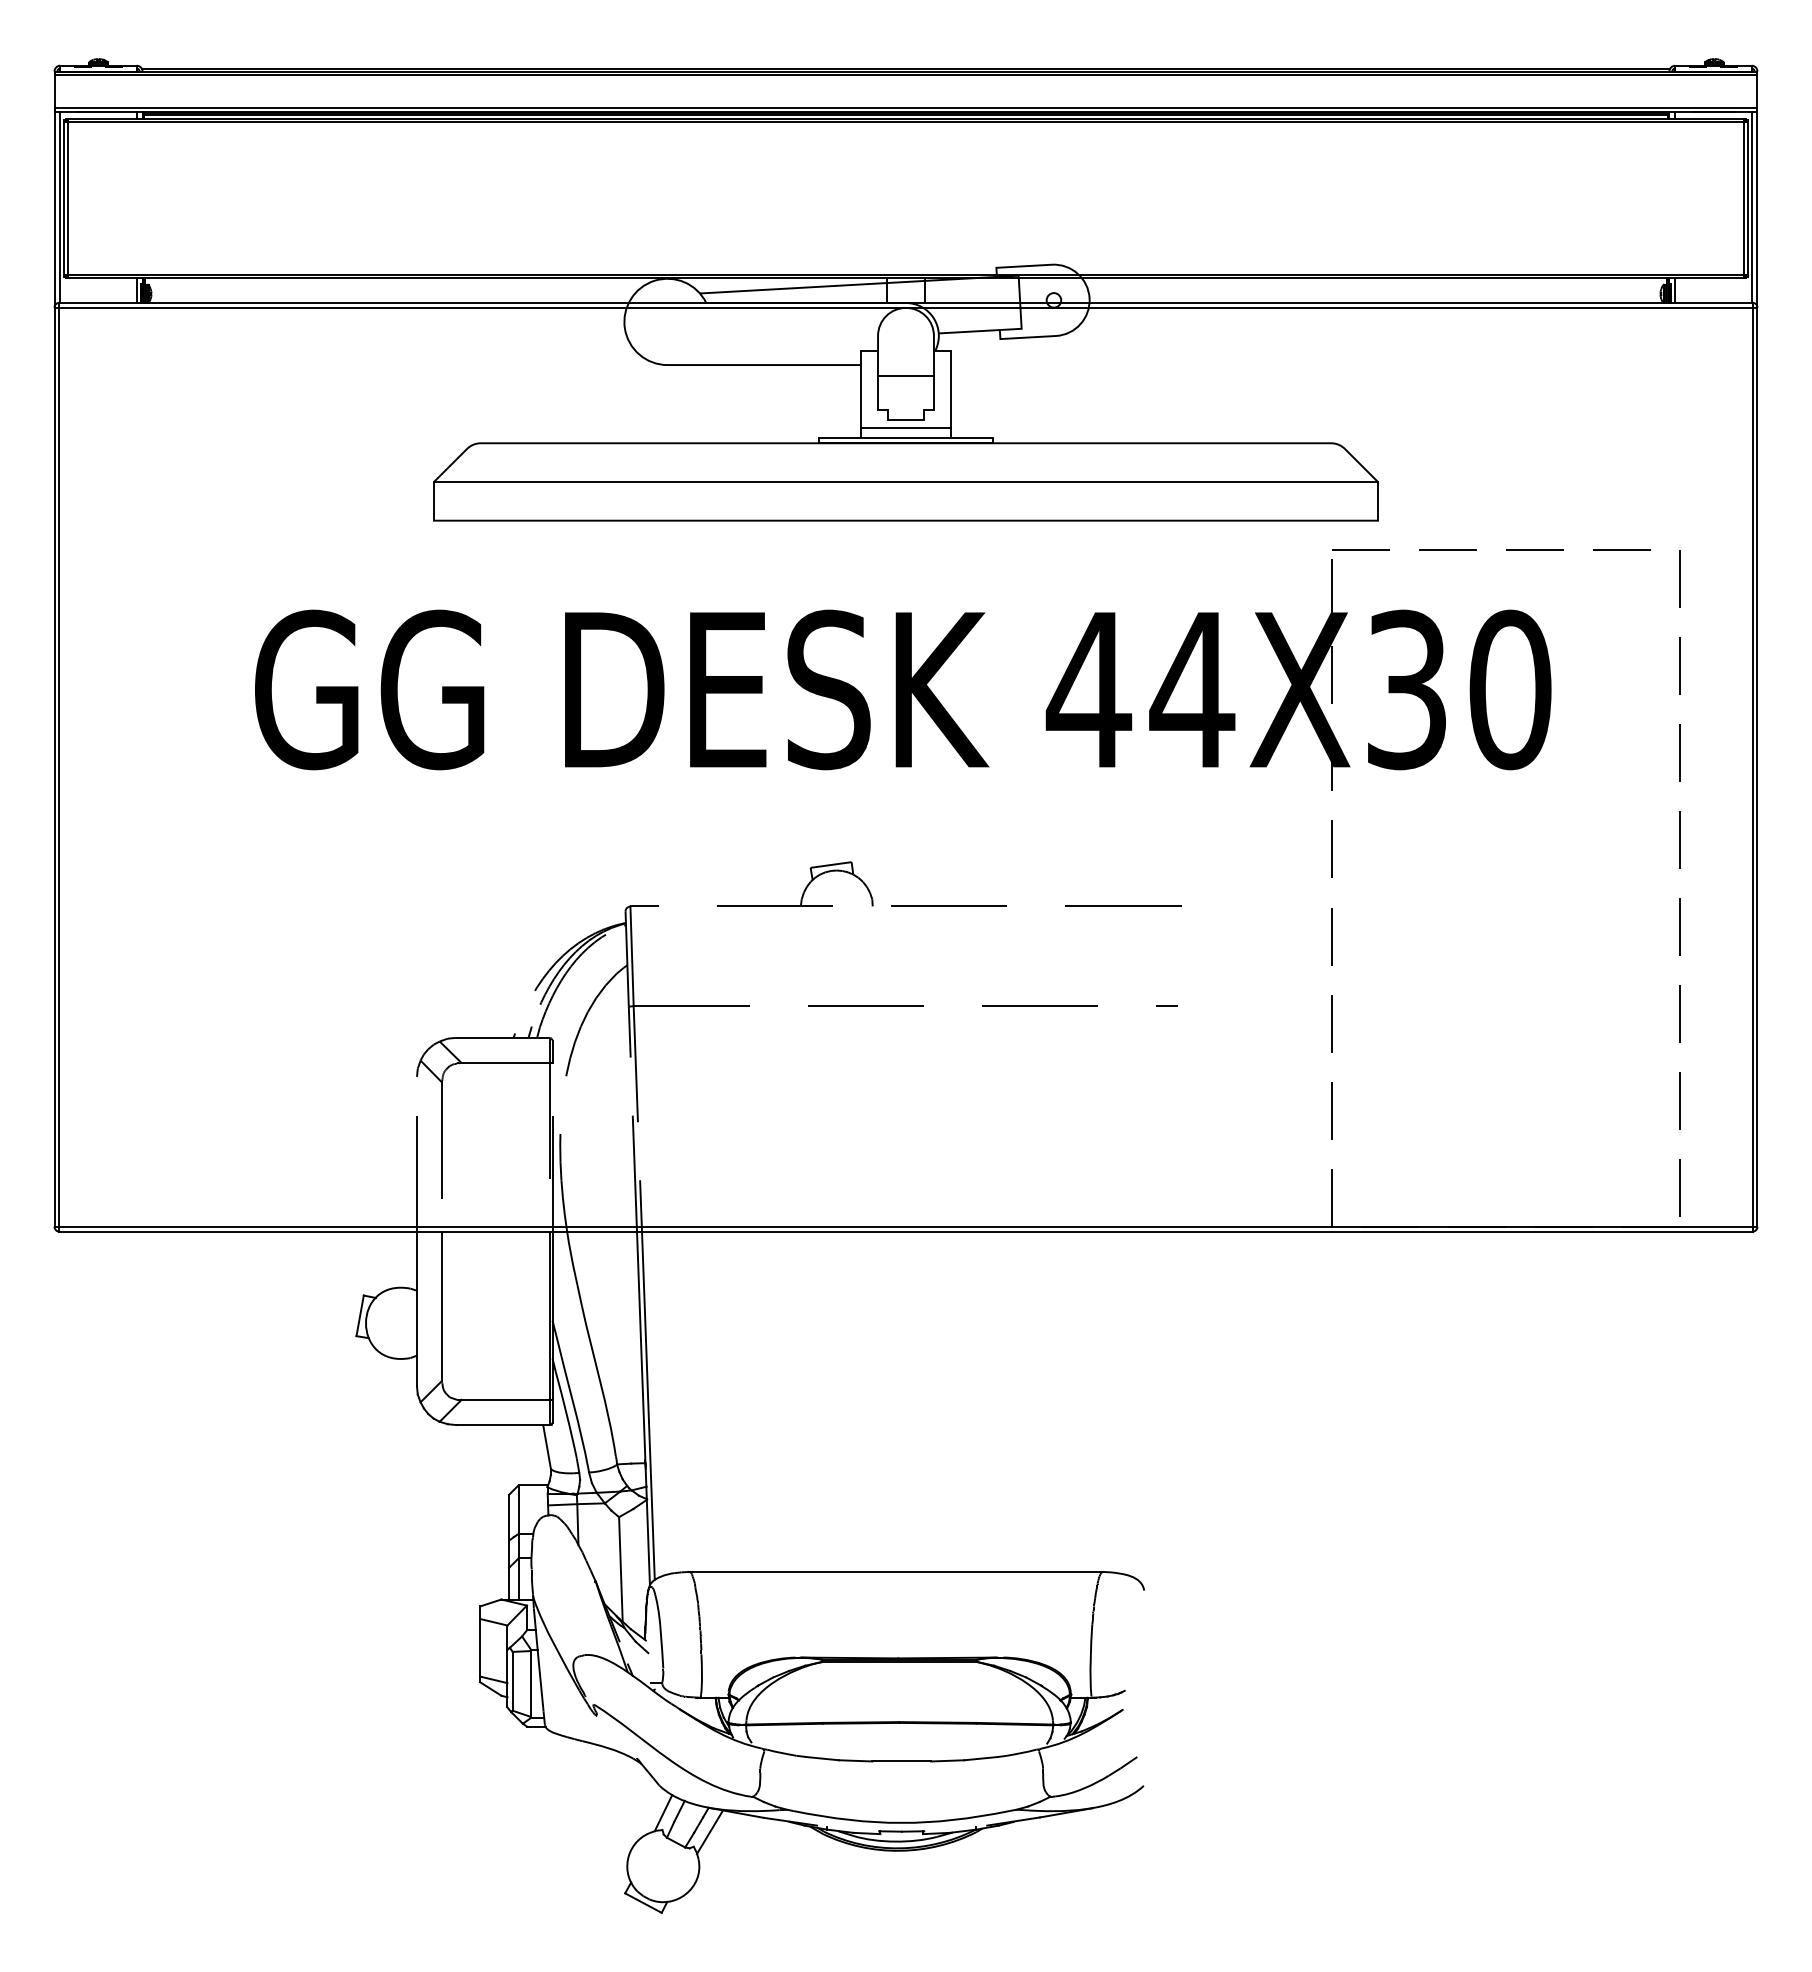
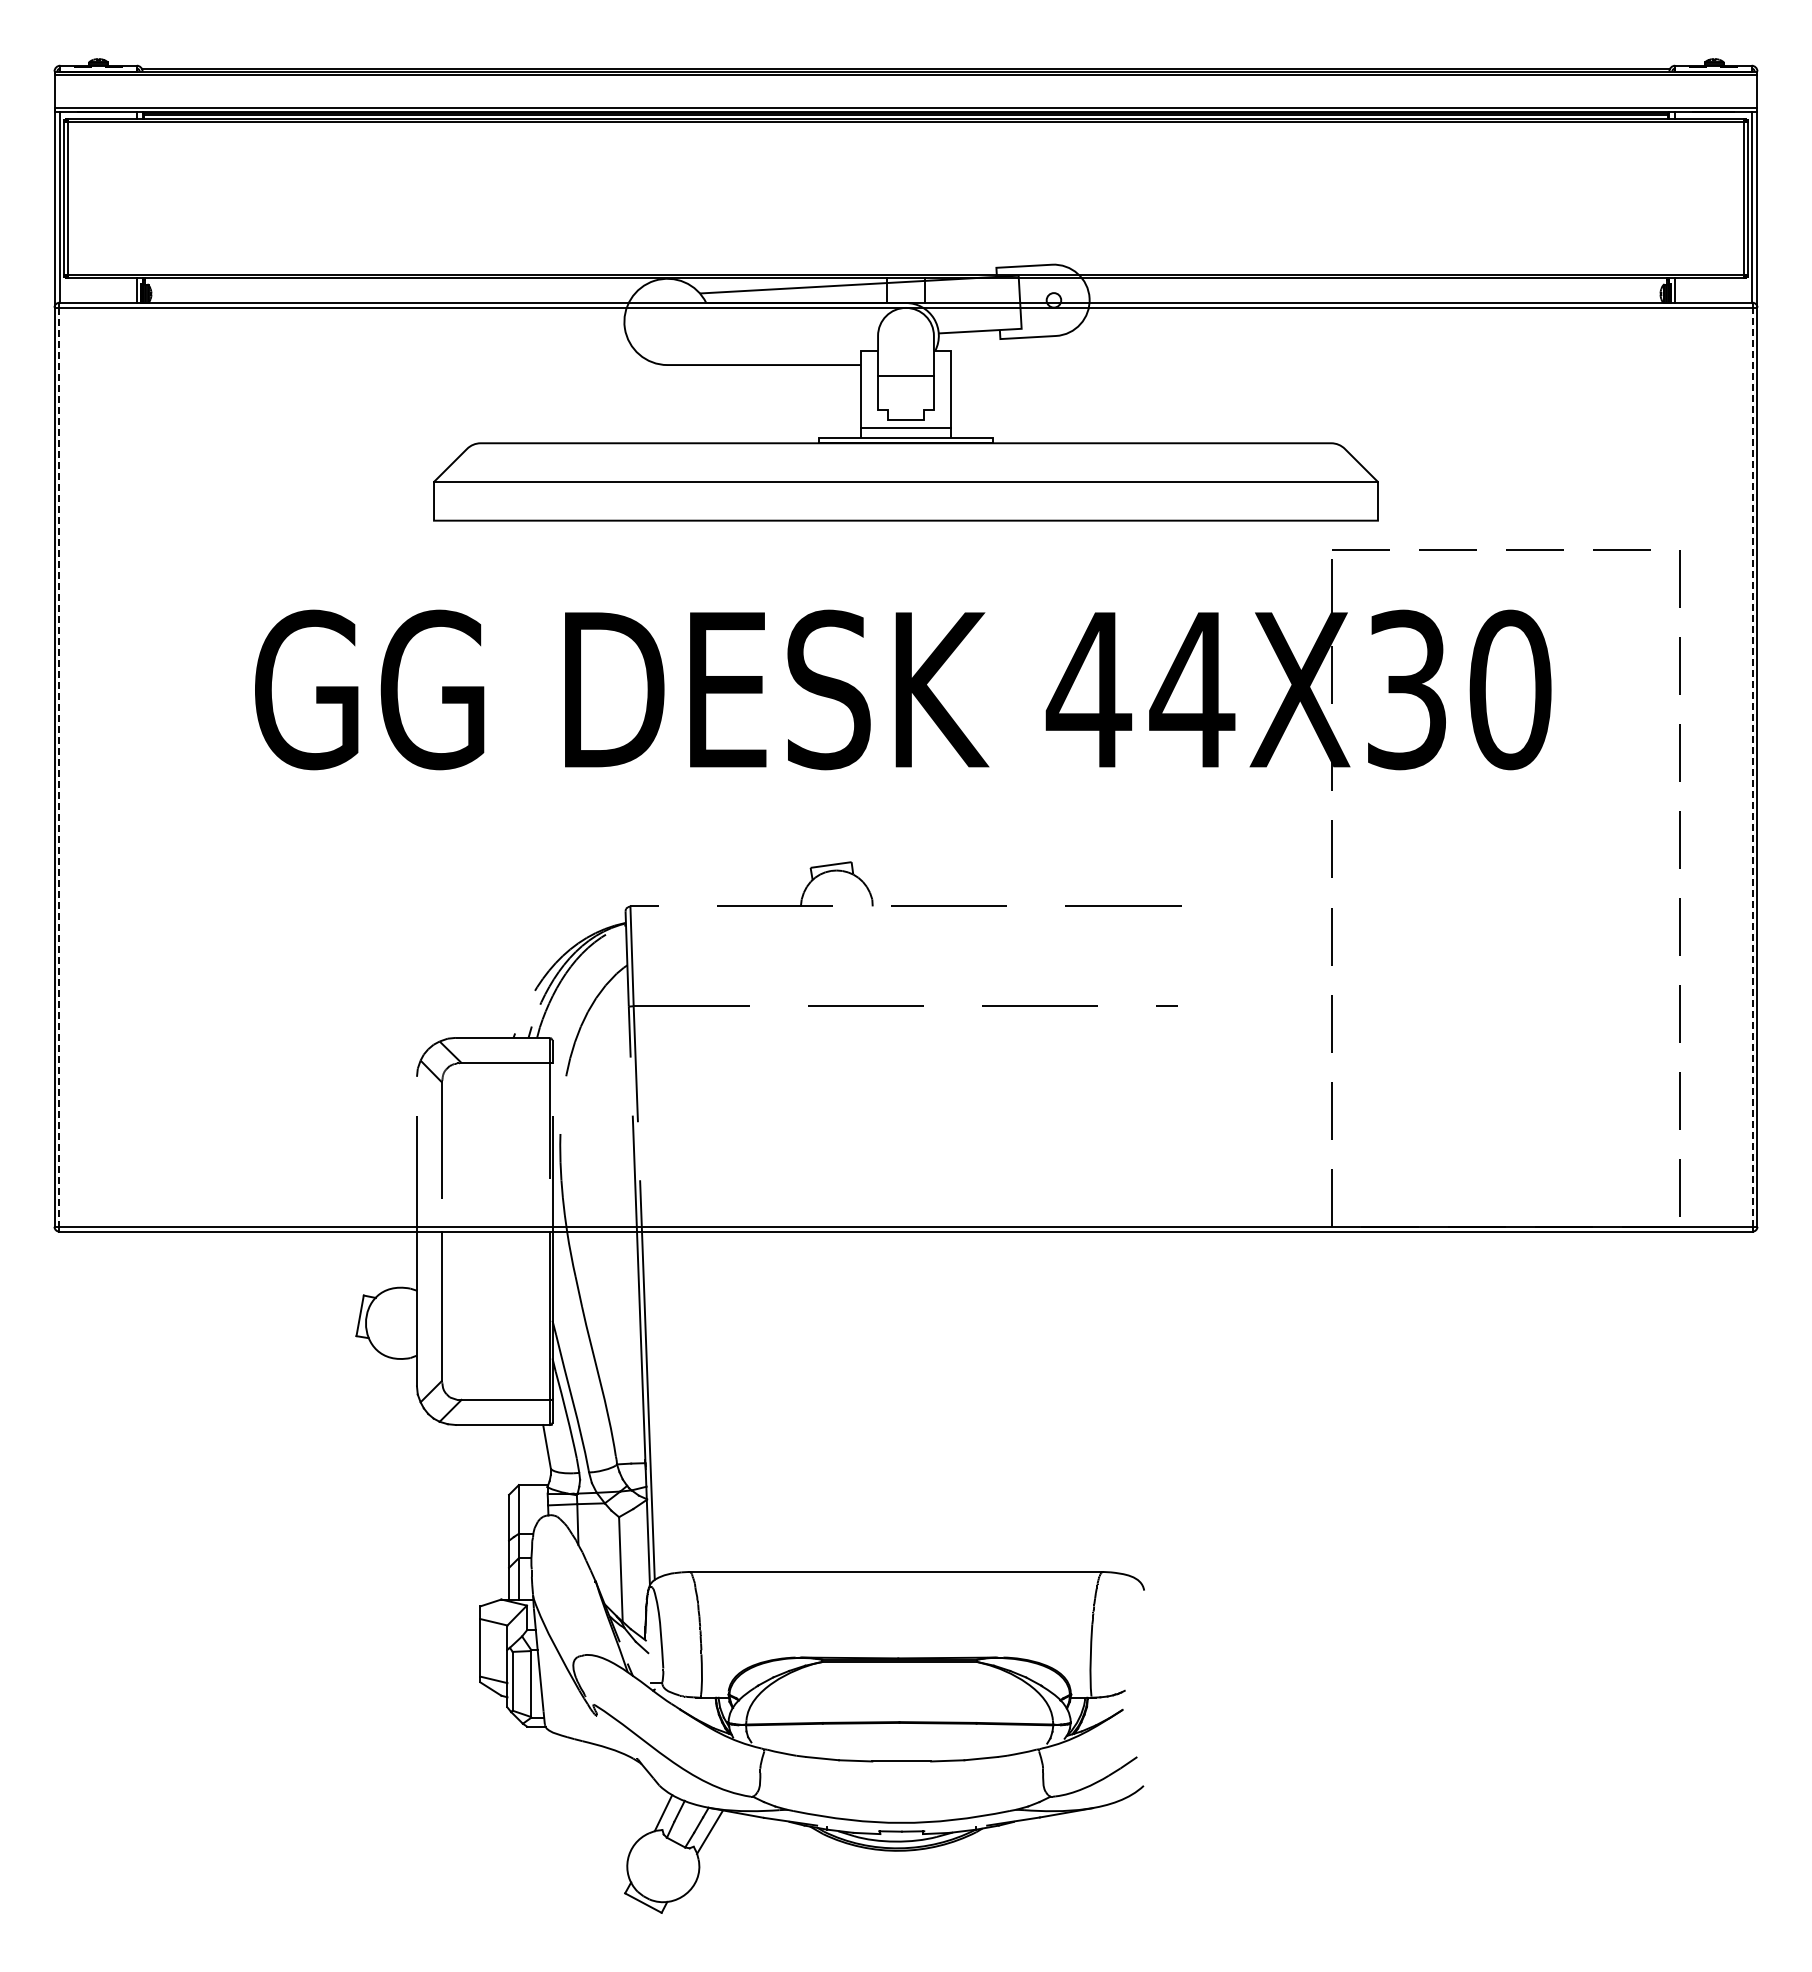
line: solid -> dashed (59, 767)
line: solid -> dashed (1752, 767)
